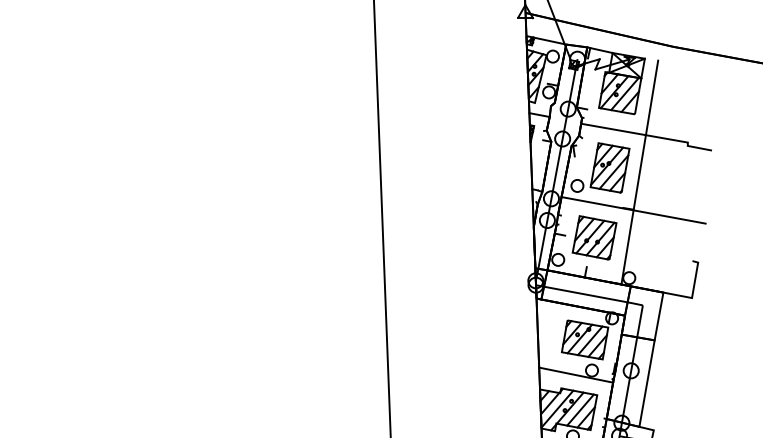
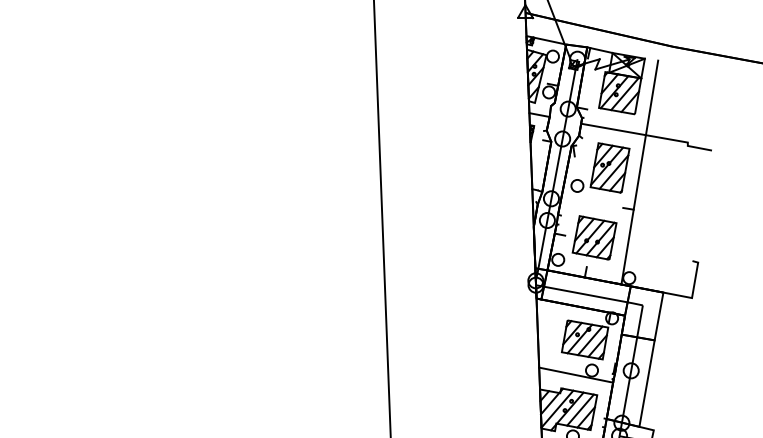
line: present -> none (633, 210)
